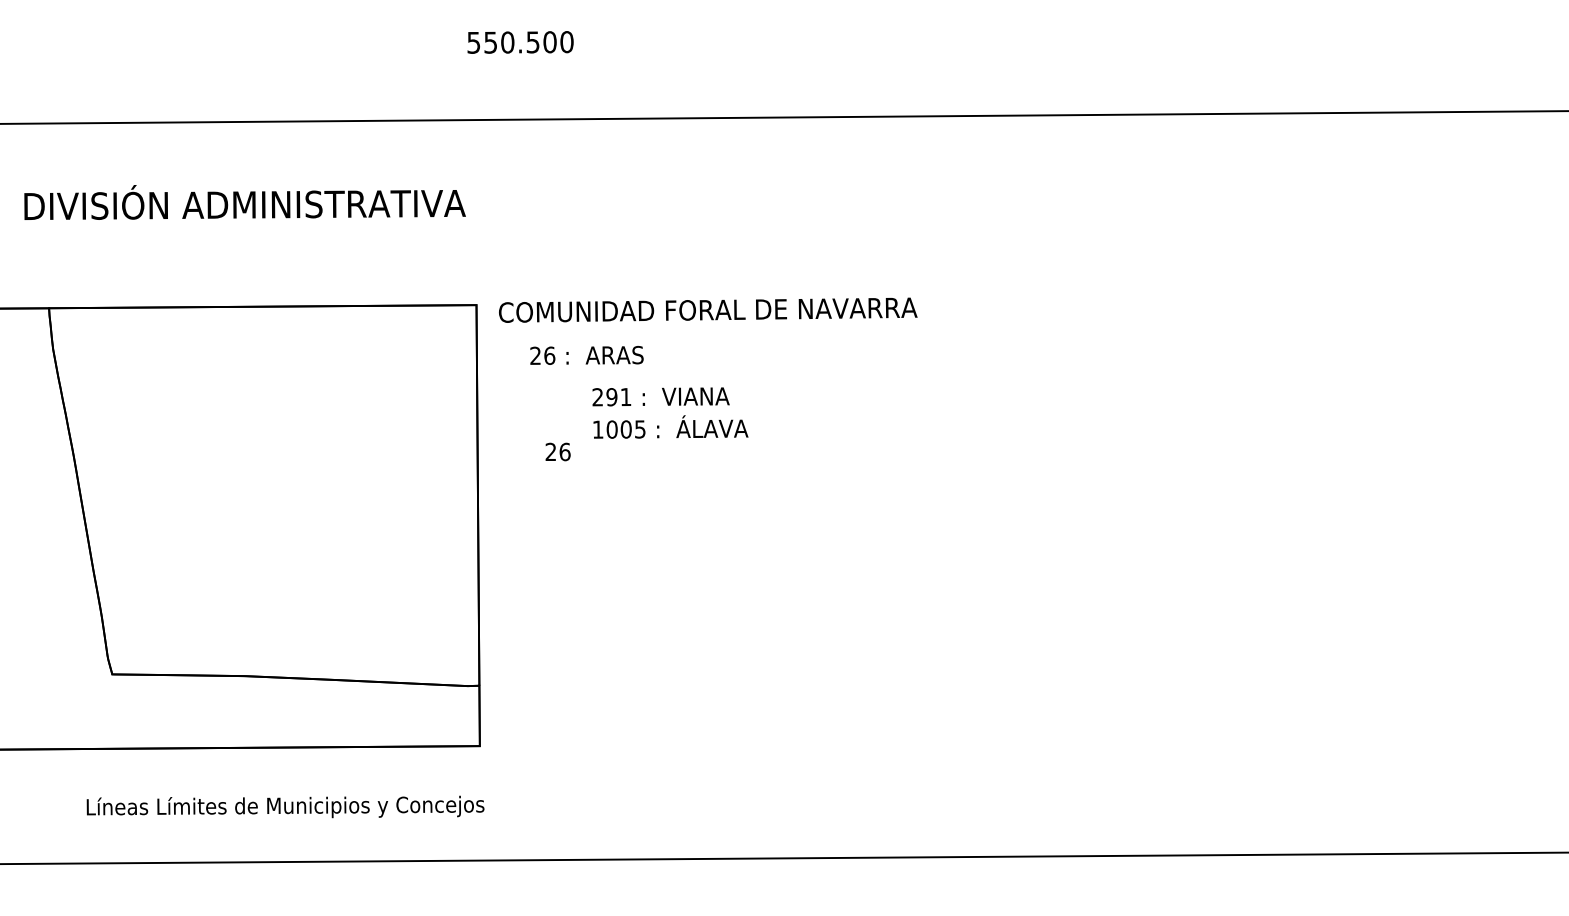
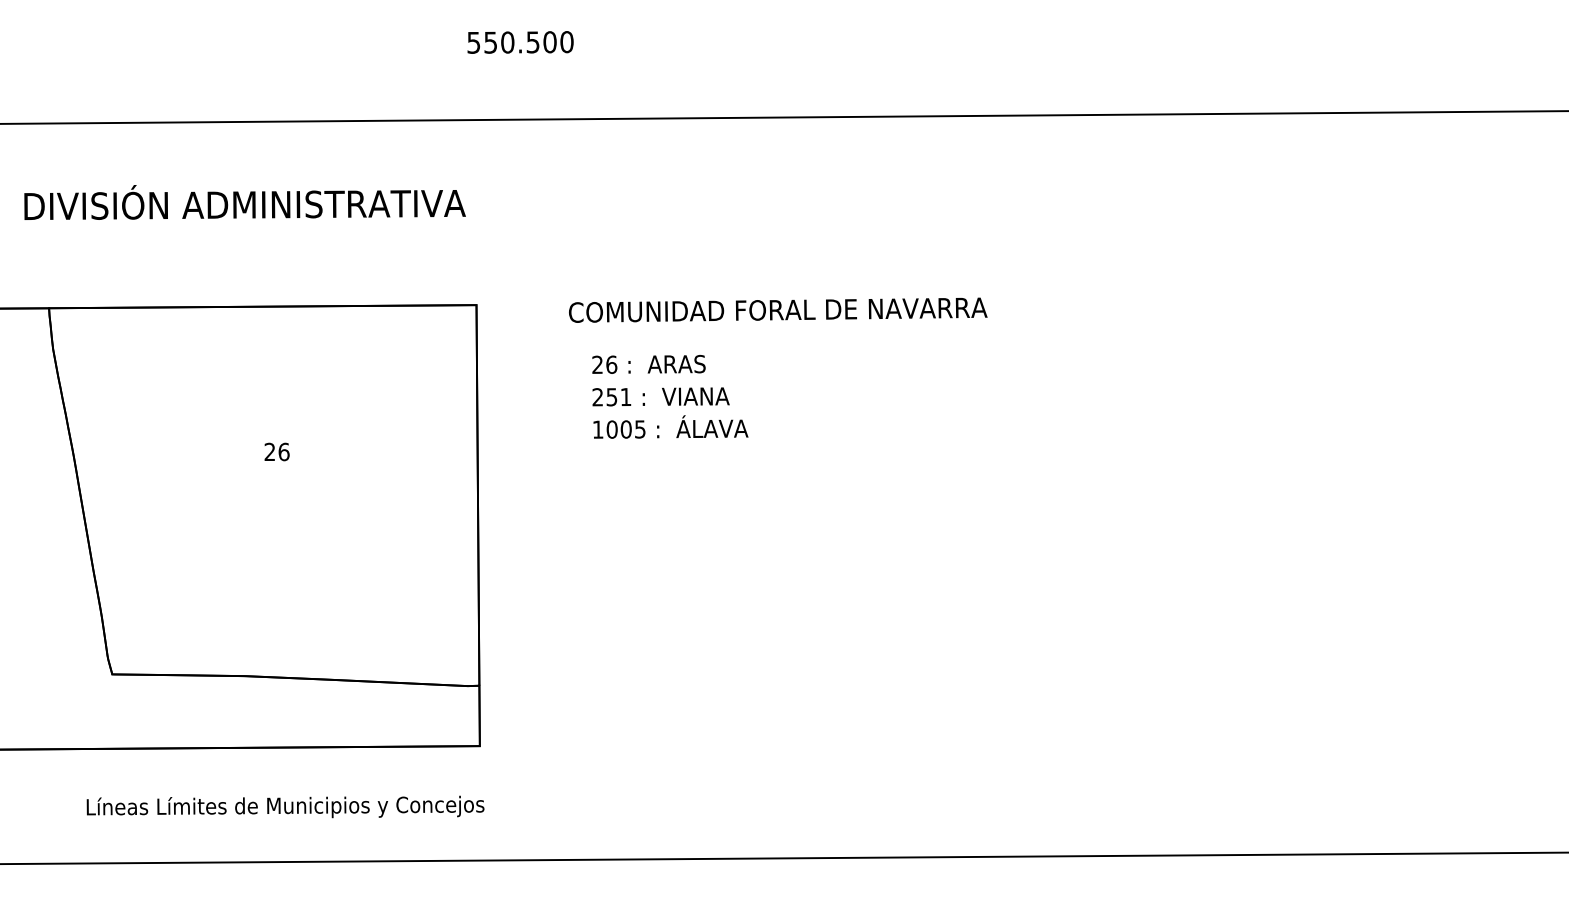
text position: (708, 309) -> (778, 309) (778, 309)
text position: (586, 355) -> (648, 364) (648, 364)
text: 291 -> 251 (611, 397)
text position: (557, 451) -> (276, 451) (276, 451)
